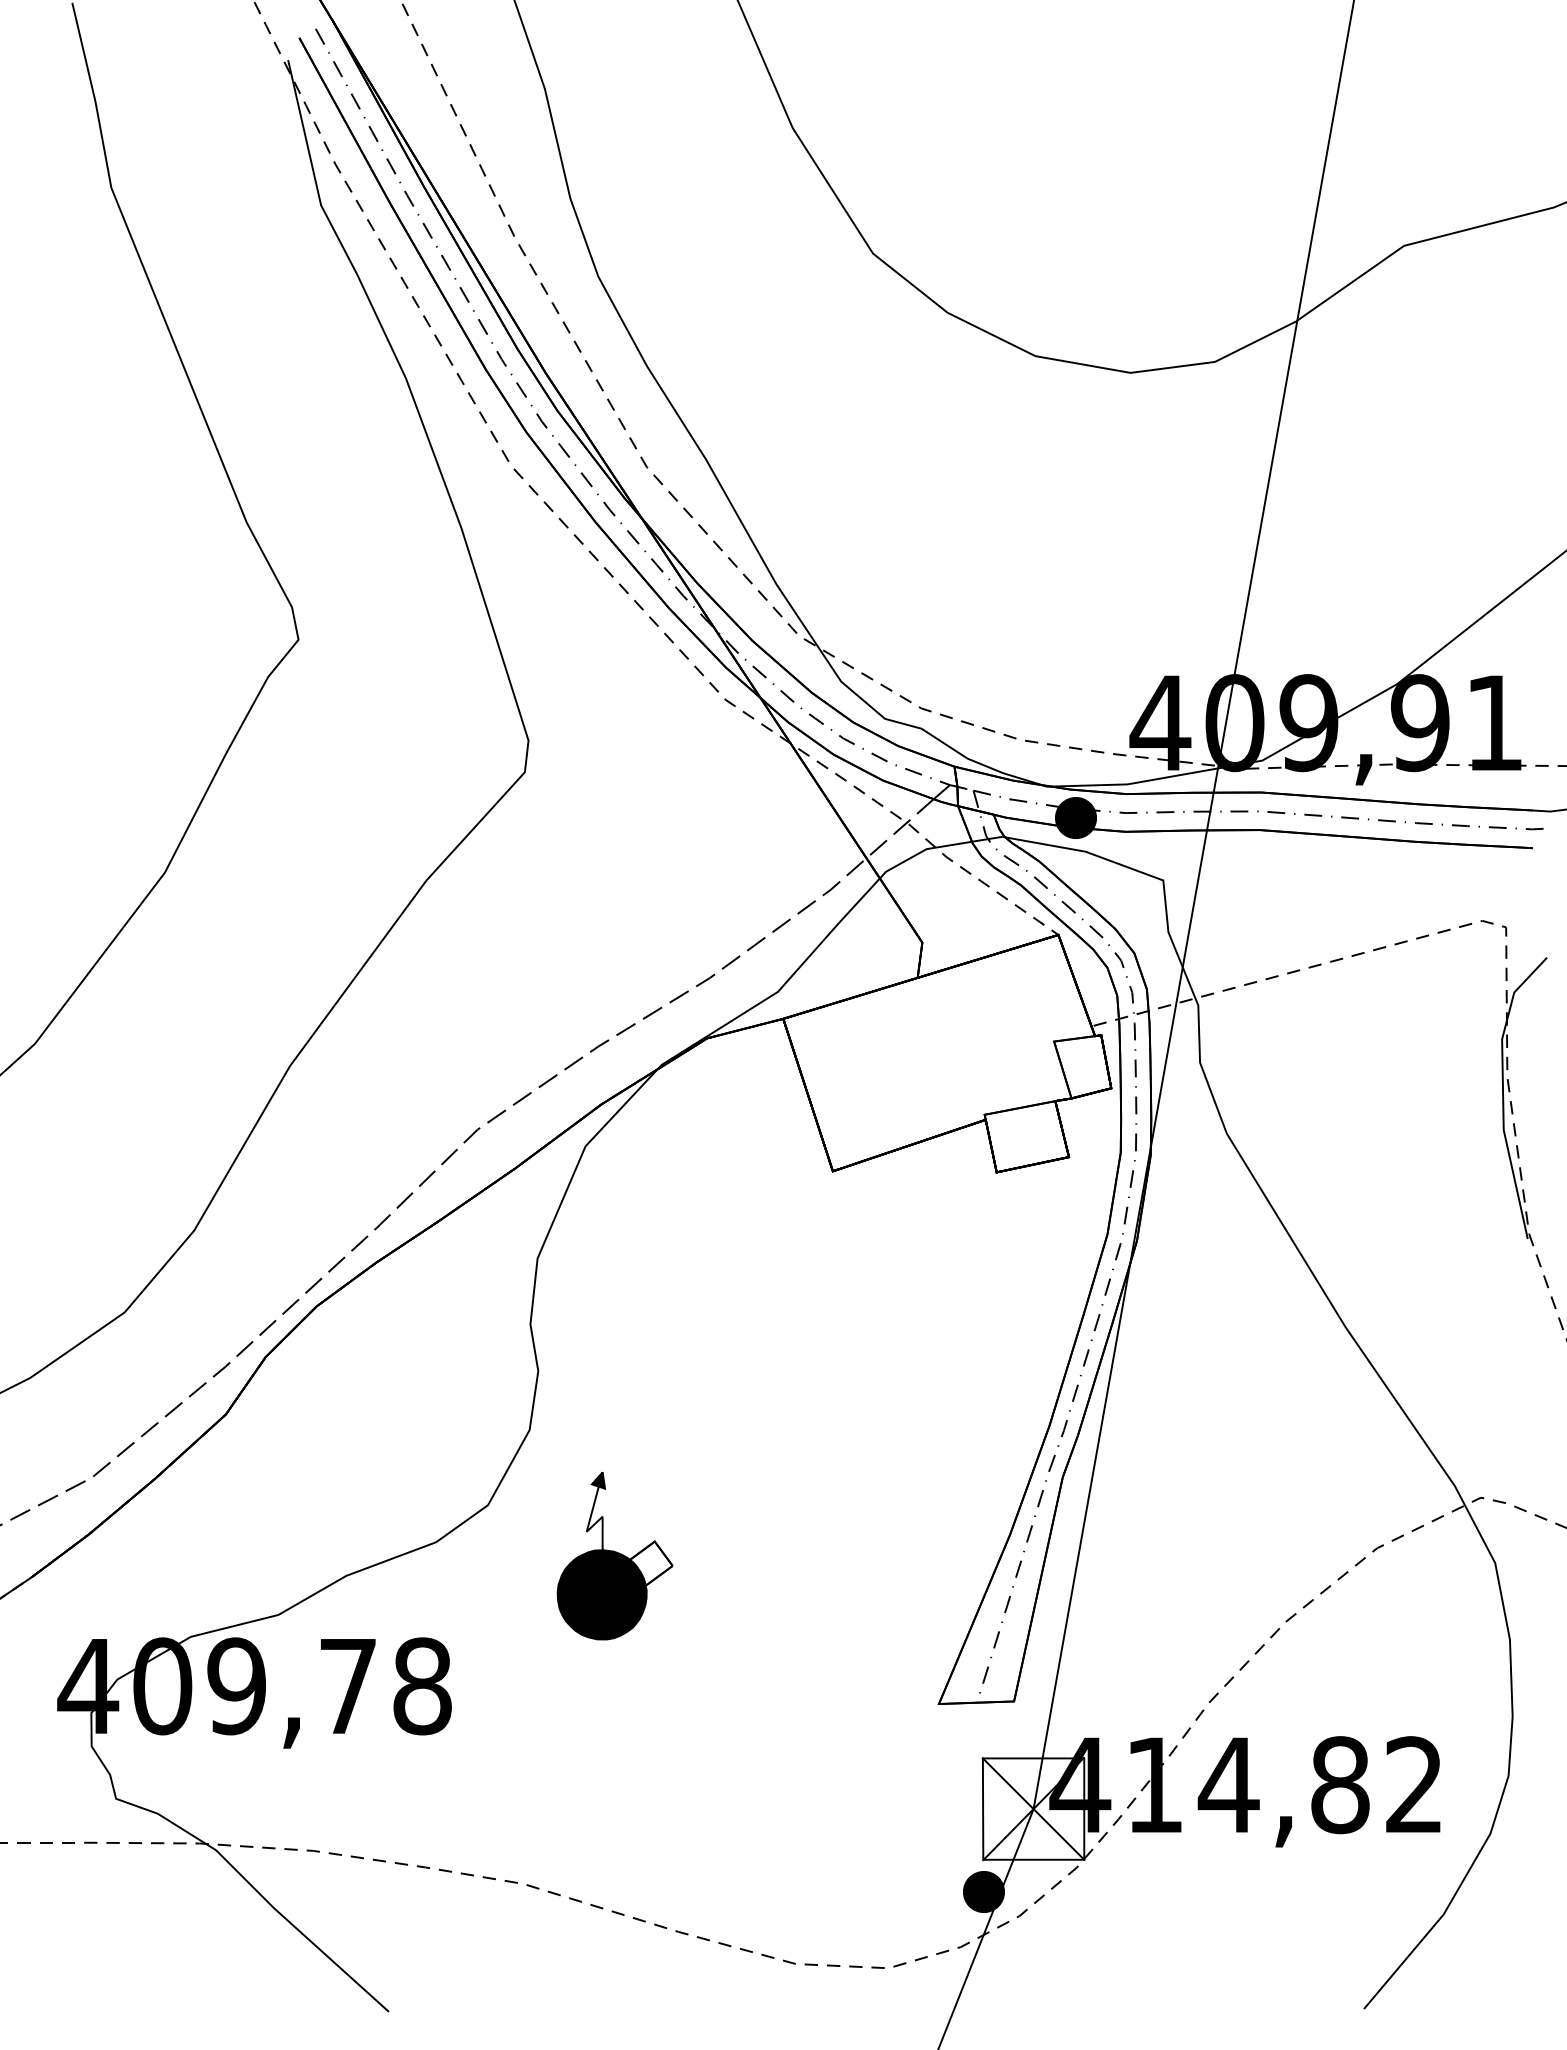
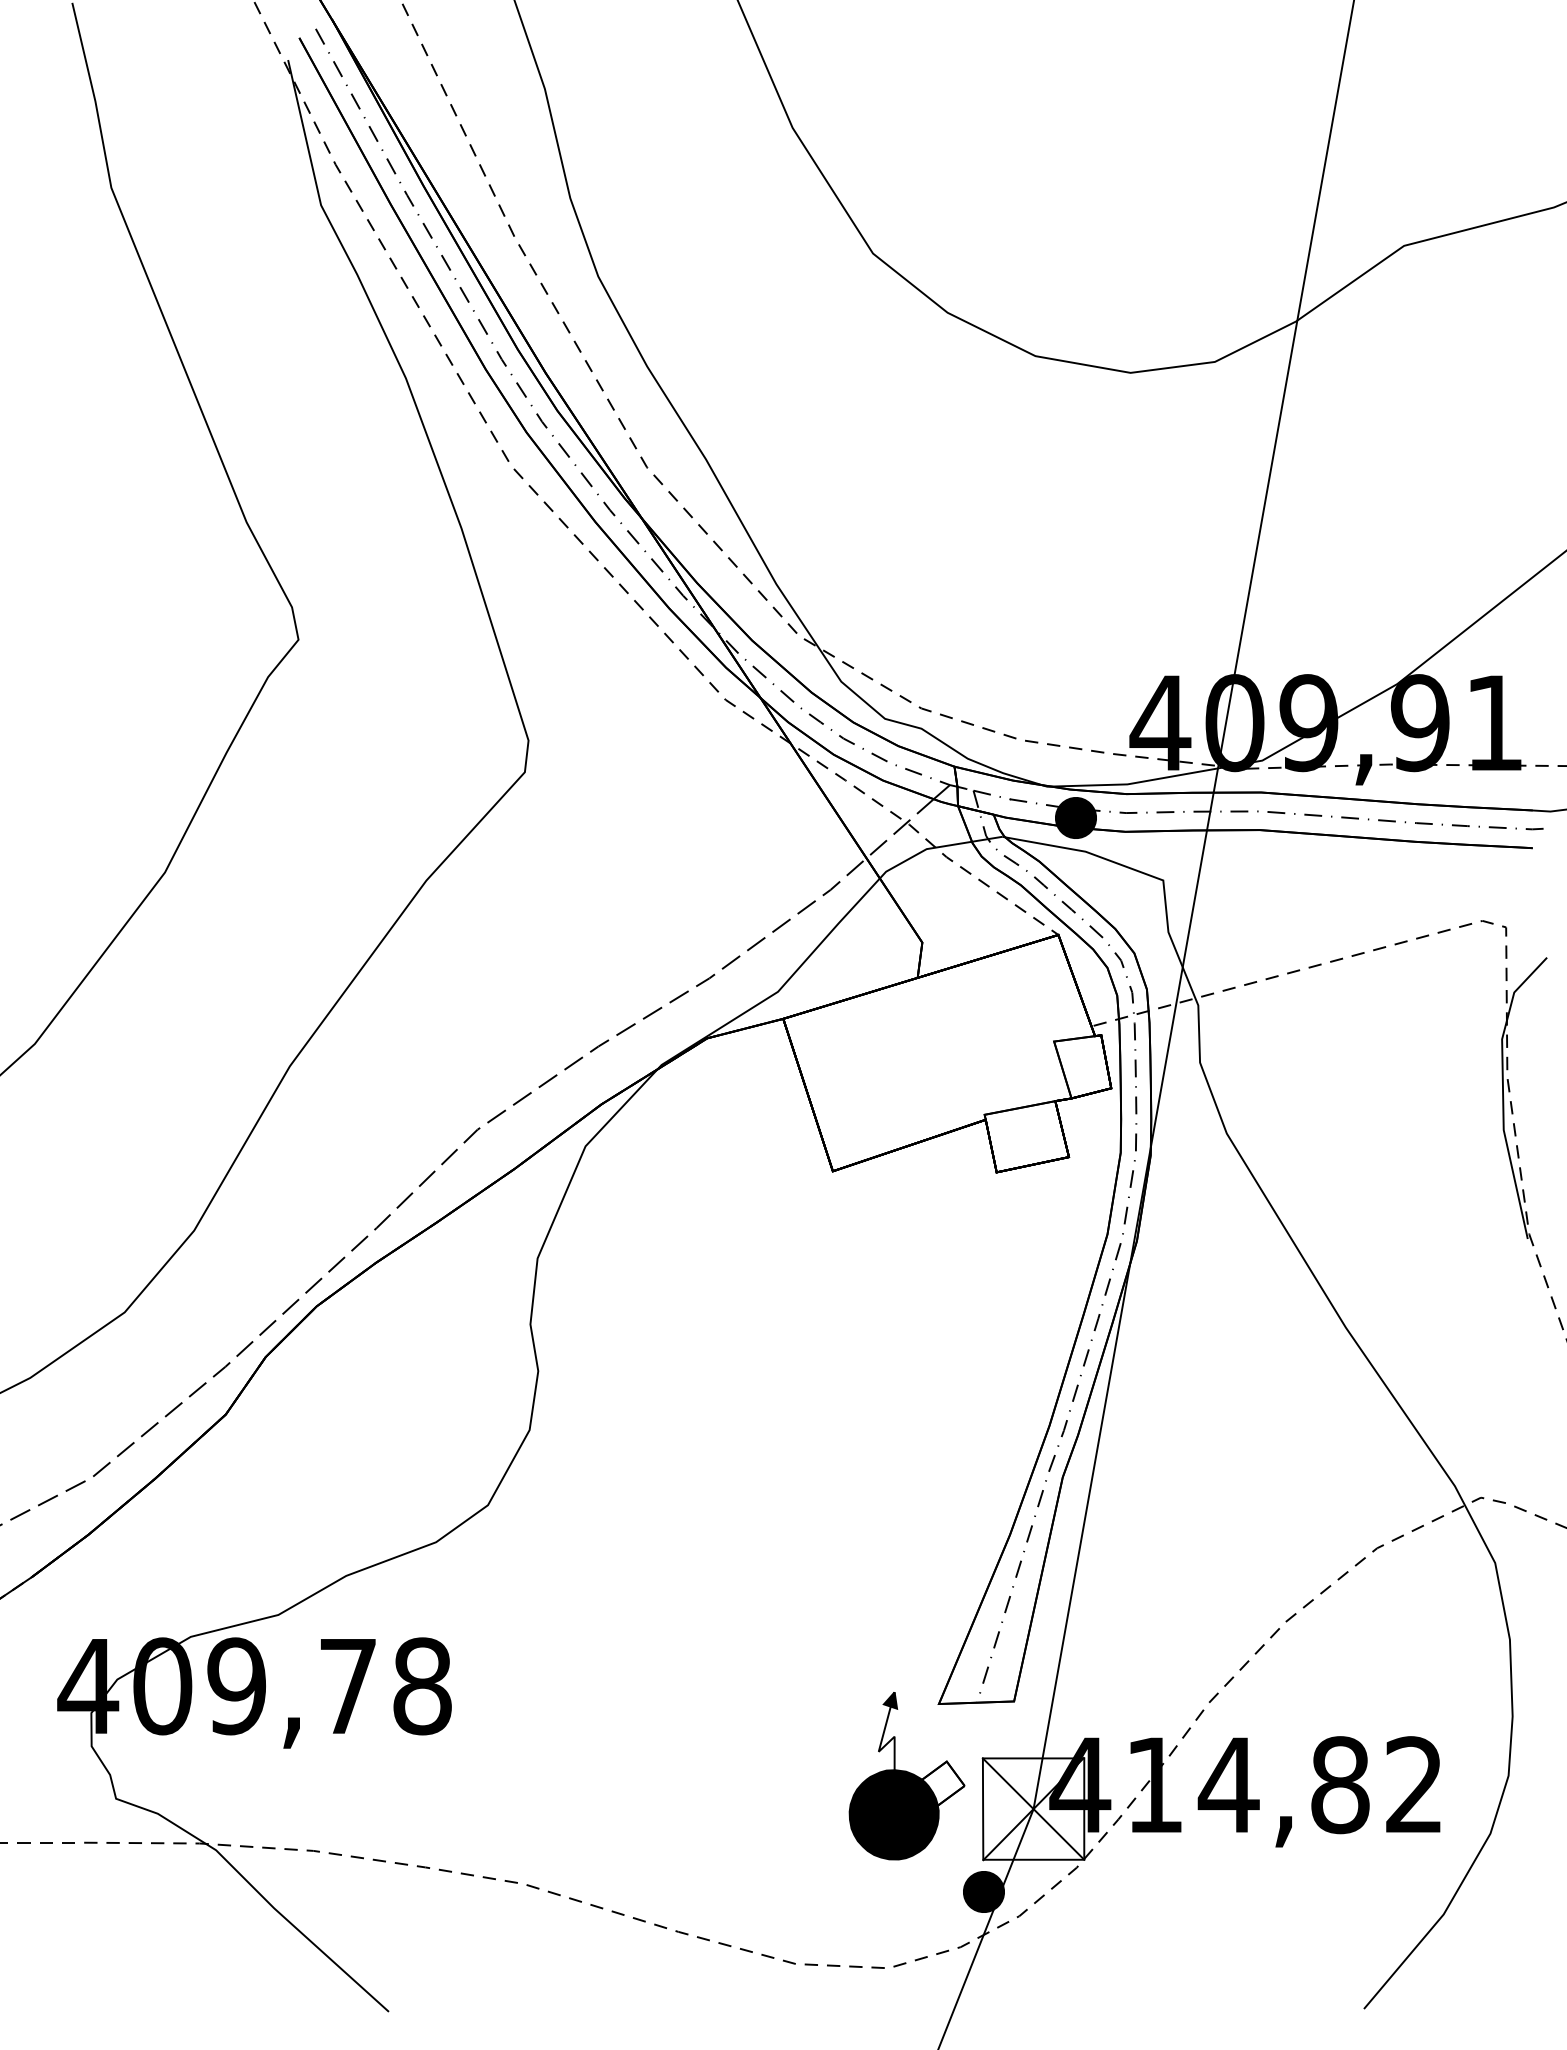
part position: (614, 1556) -> (906, 1776) (906, 1776)
